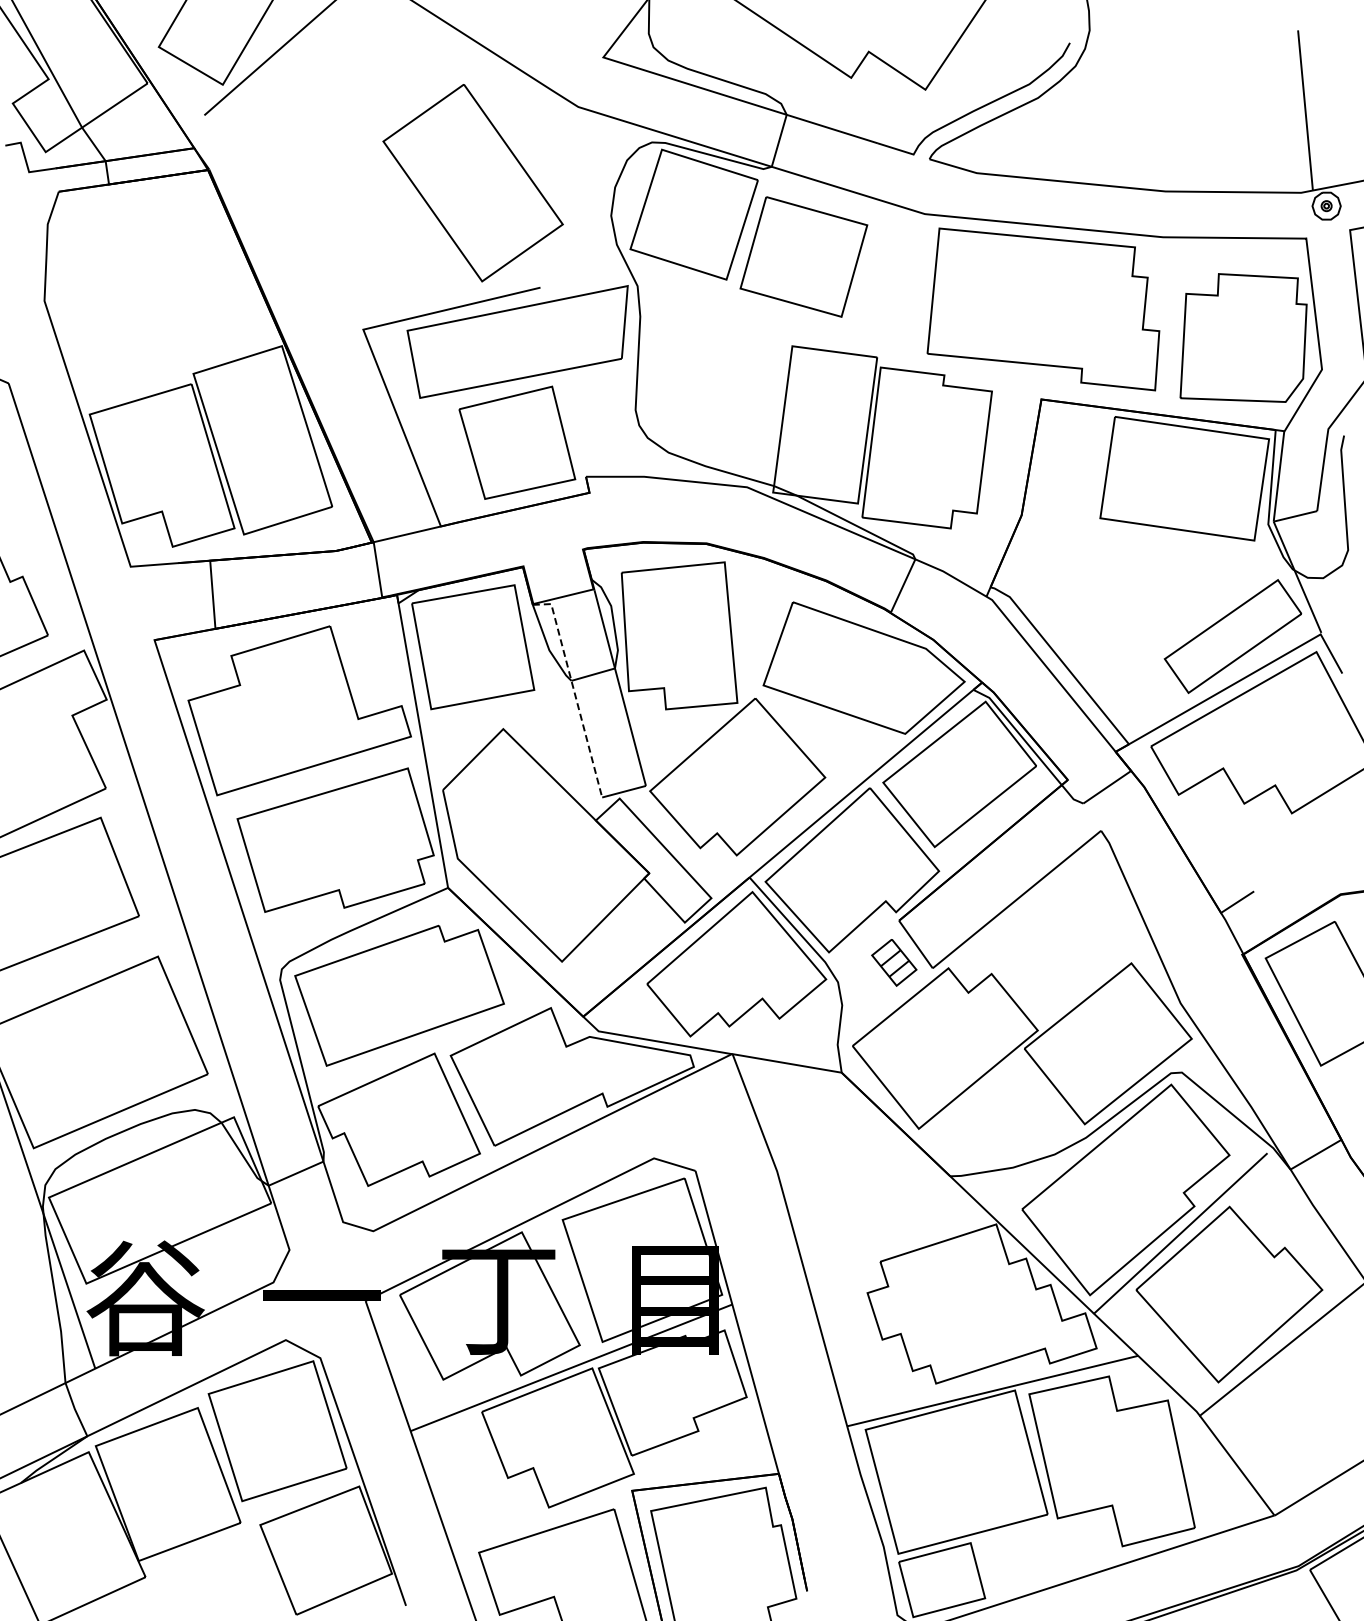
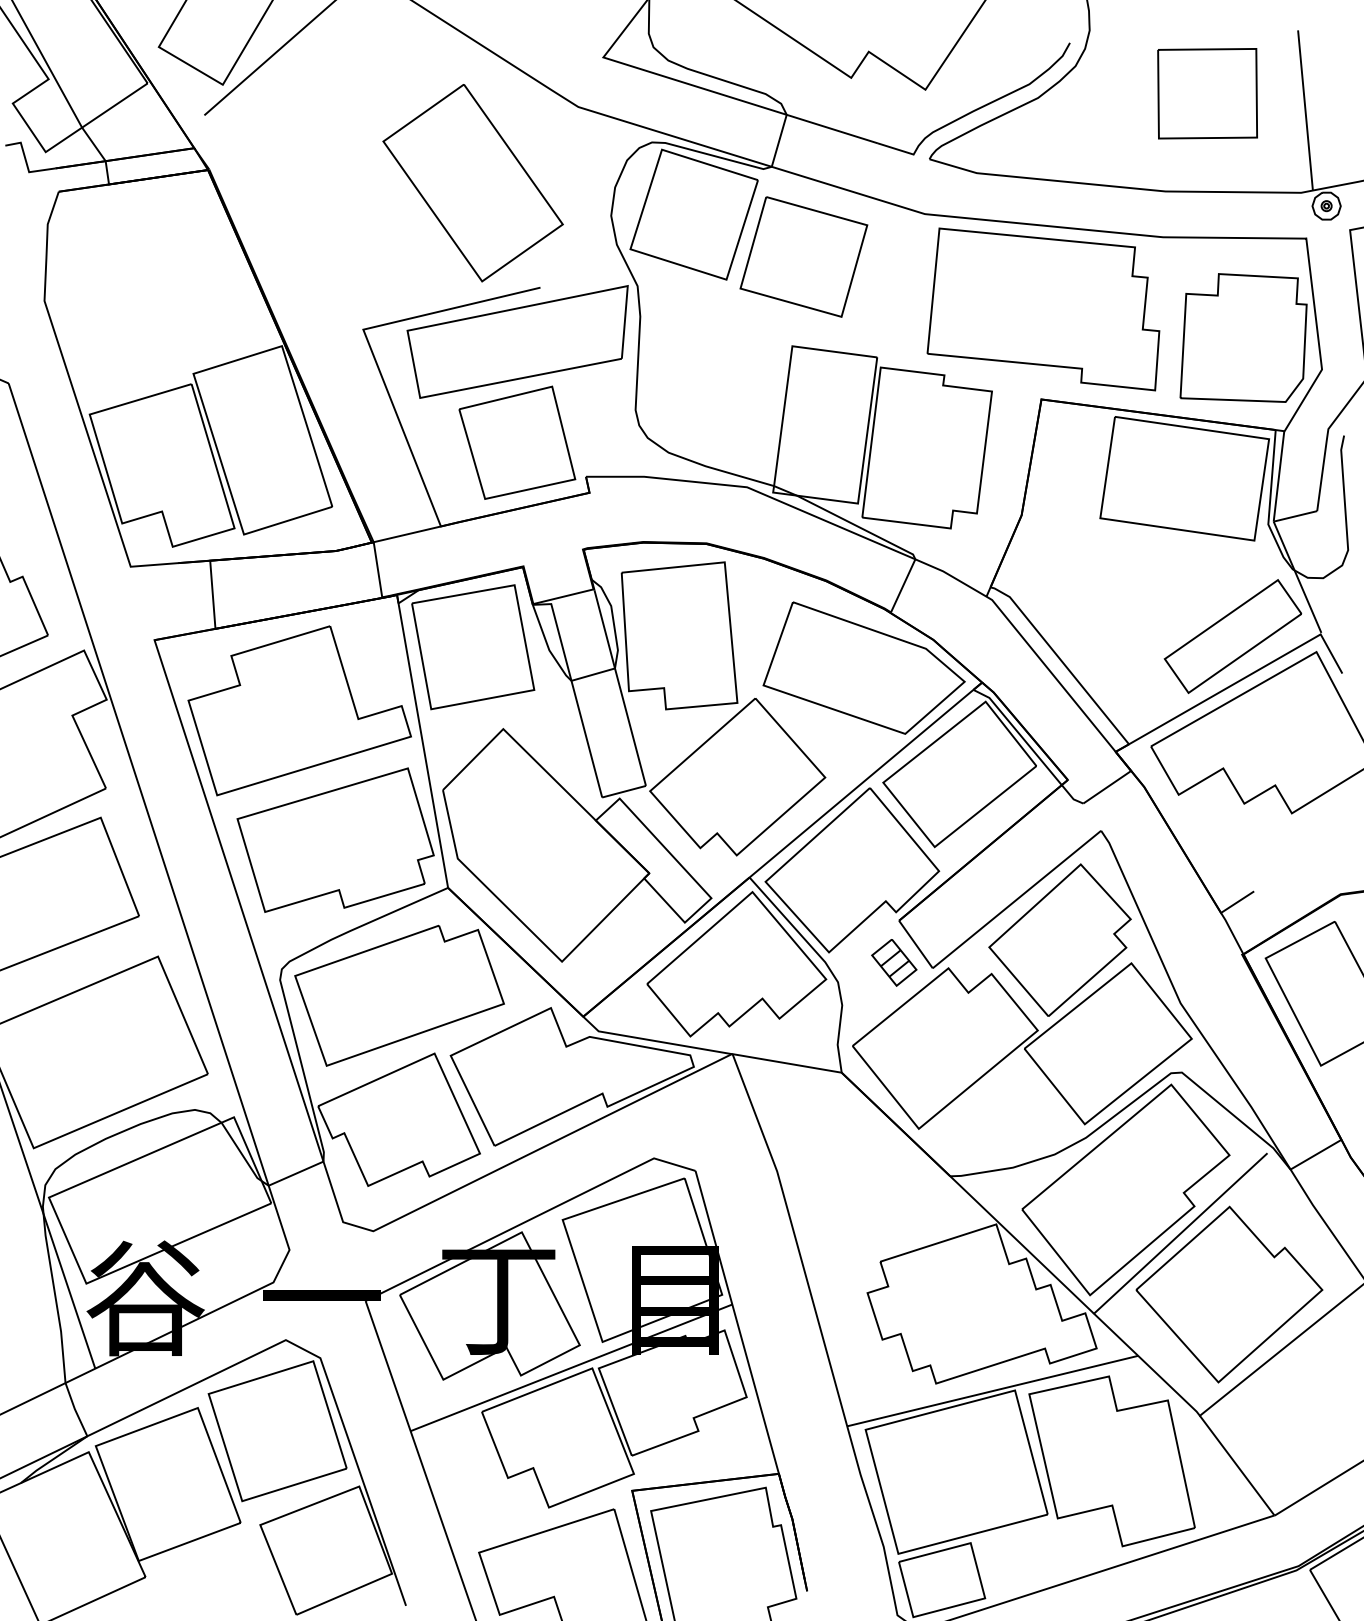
part: none -> present (1207, 93)
line: dashed -> solid (574, 690)
part: none -> present (1059, 939)
